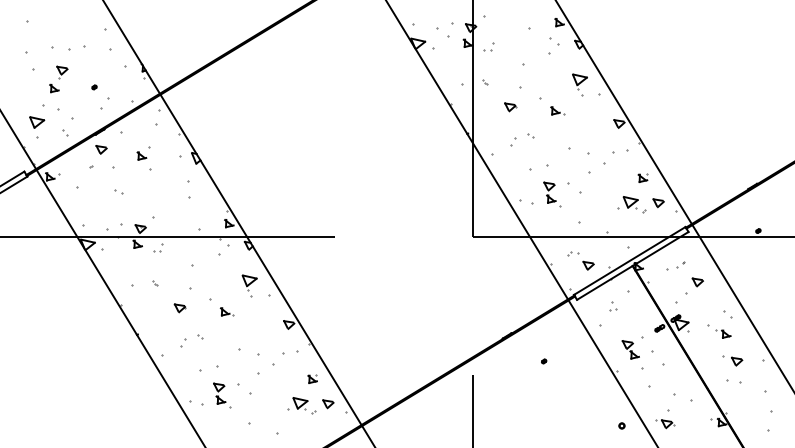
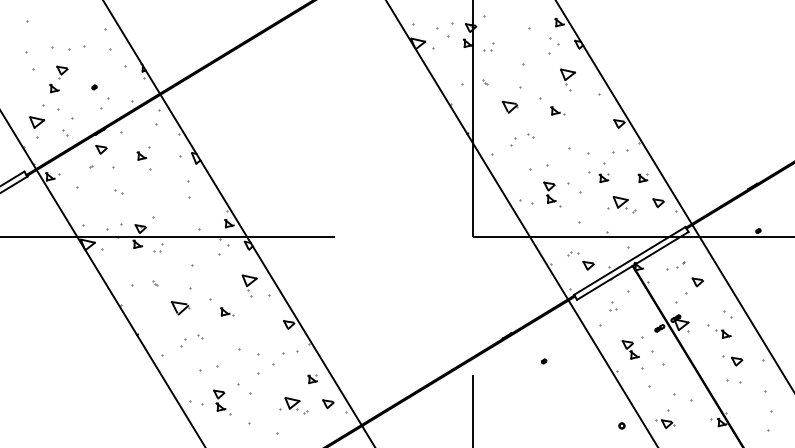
part position: (579, 84) -> (567, 79) (567, 79)
part size: 14x11 px -> 18x14 px (509, 106)
part: none -> present (603, 177)
part position: (631, 204) -> (621, 204) (621, 204)
part size: 14x11 px -> 21x15 px (180, 308)
part position: (222, 395) -> (222, 402) (222, 402)
part position: (301, 405) -> (293, 405) (293, 405)
